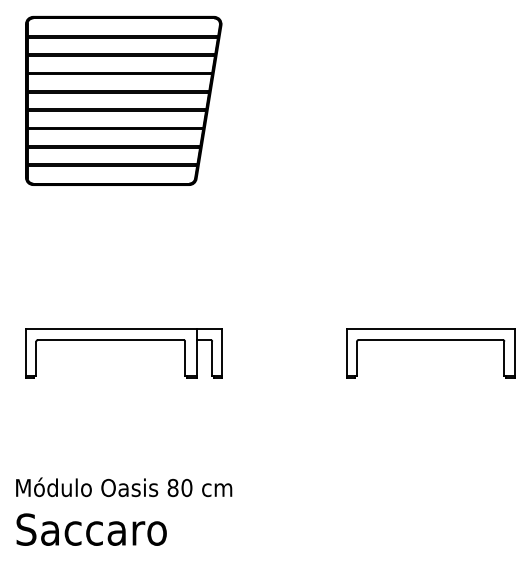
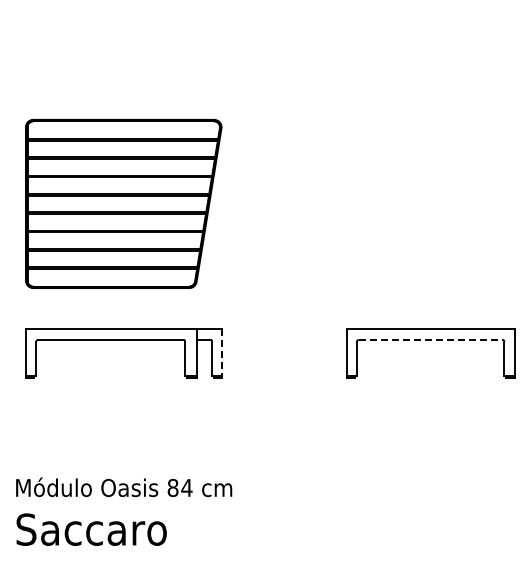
part position: (123, 100) -> (123, 203) (123, 203)
line: solid -> dashed (431, 339)
line: solid -> dashed (221, 354)
text: 80 -> 84 (186, 487)
